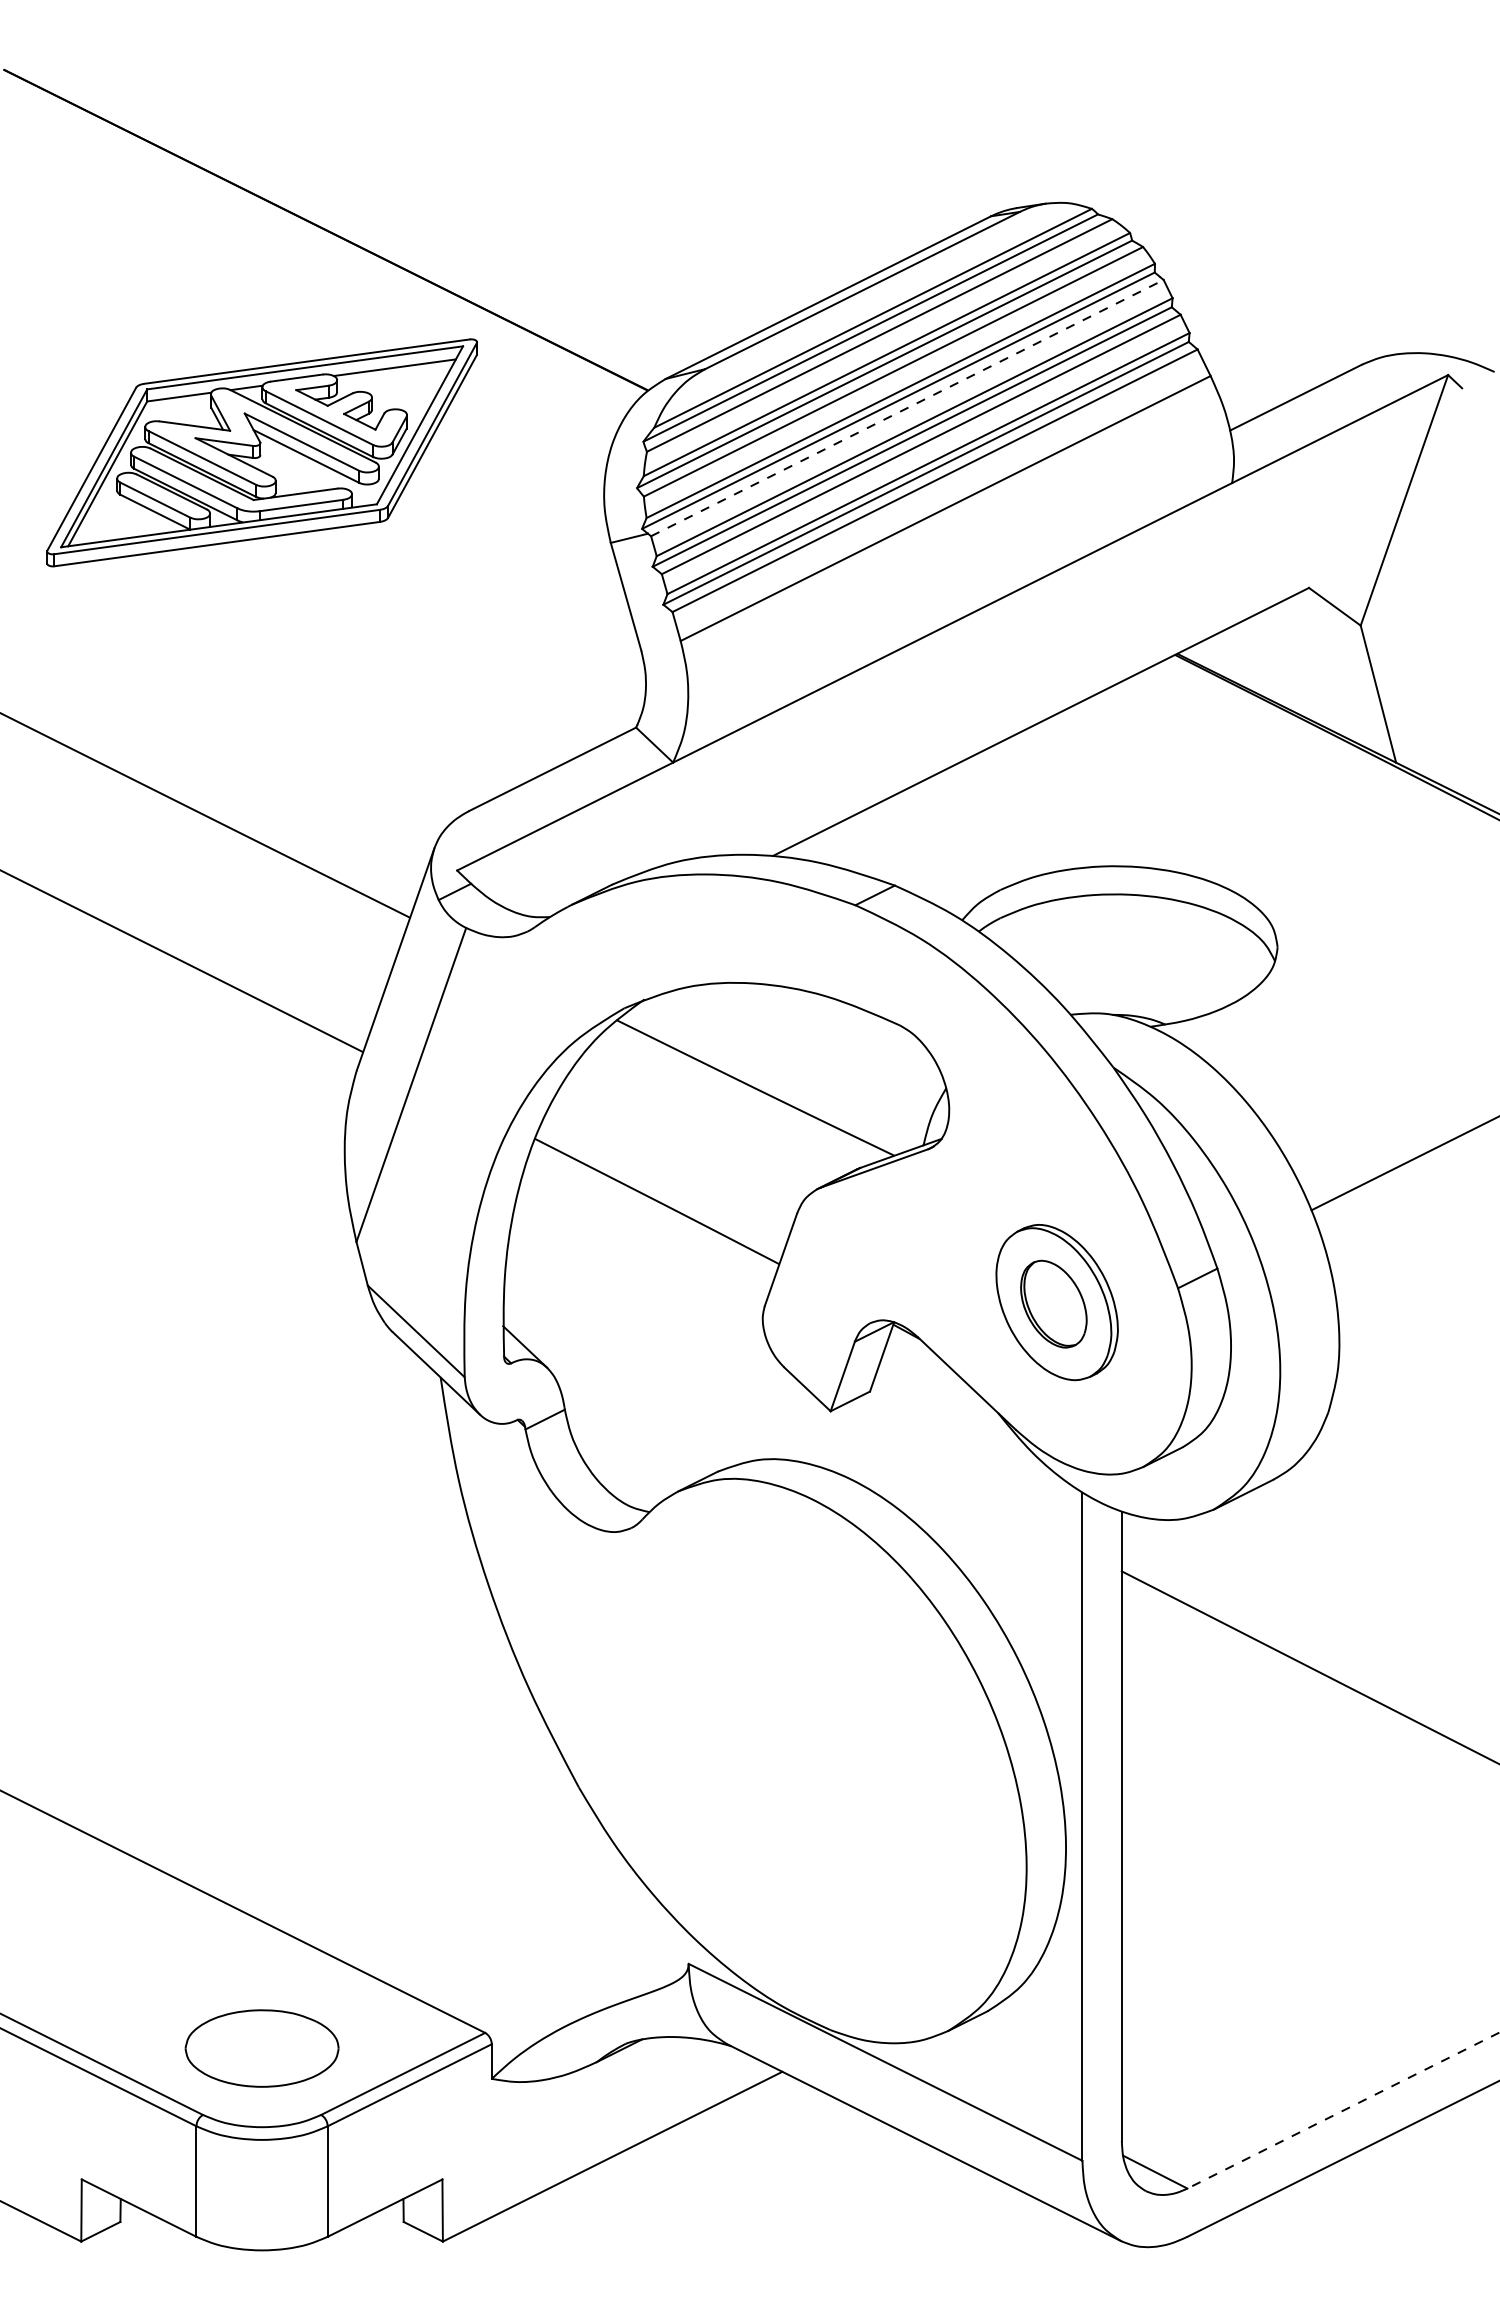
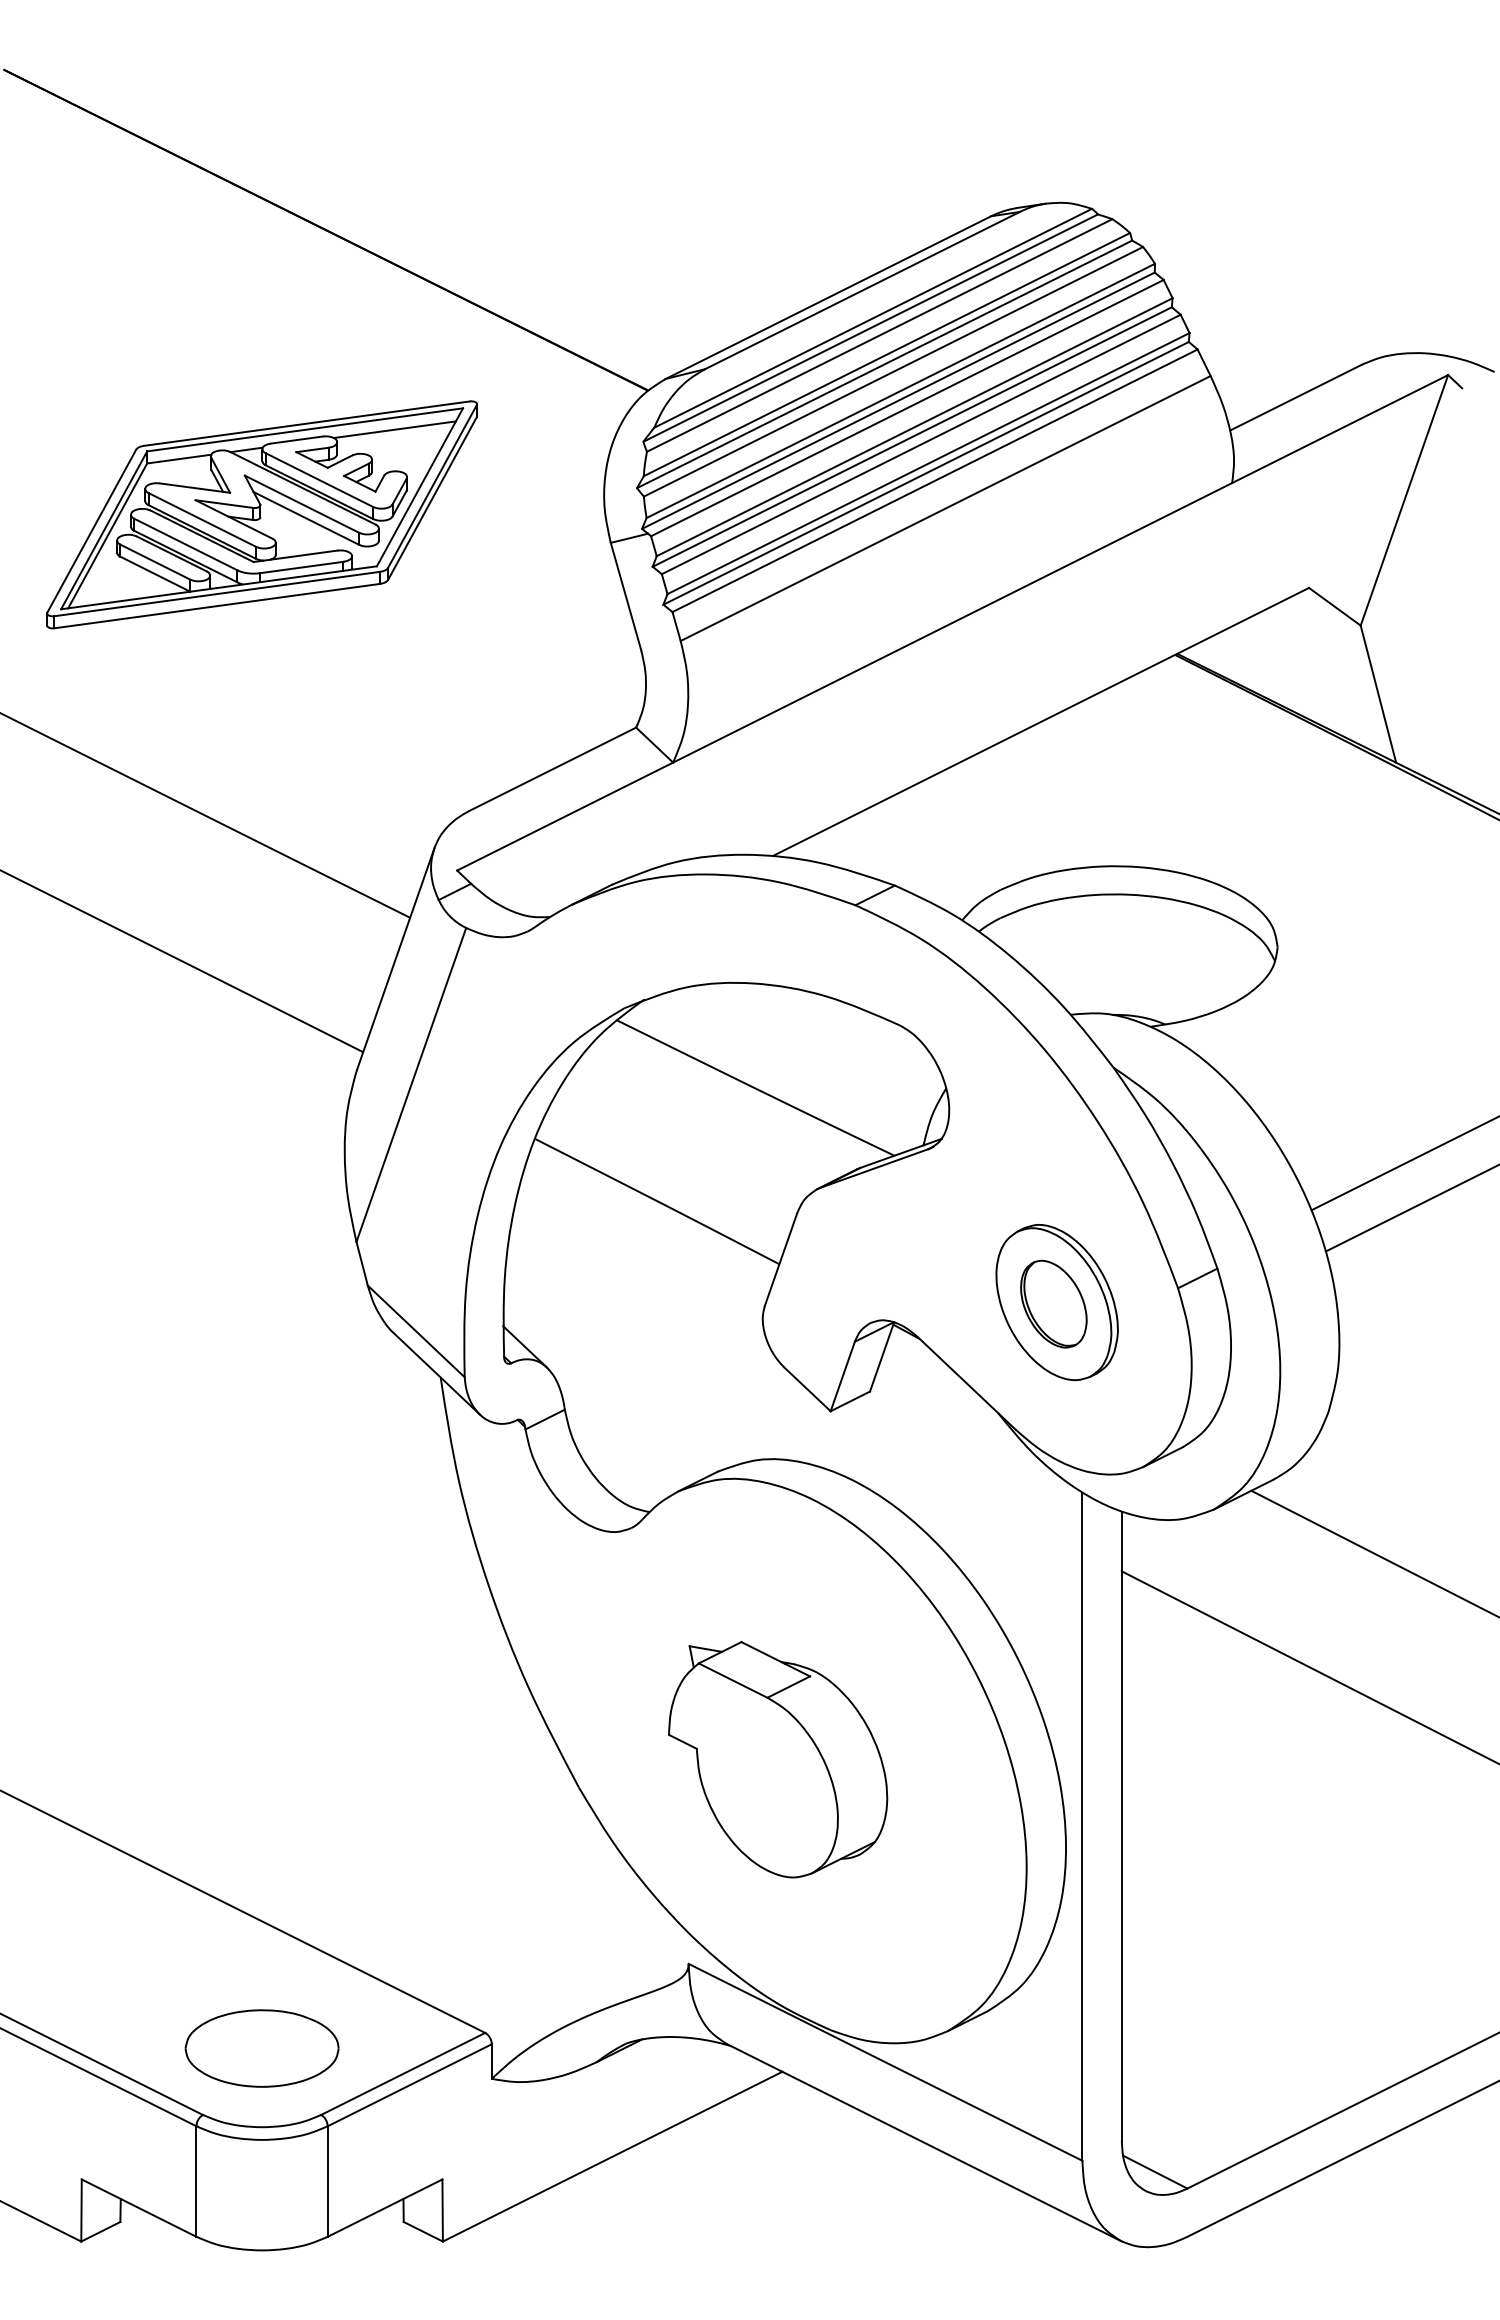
line: dashed -> solid (907, 408)
part position: (261, 452) -> (261, 514) (261, 514)
line: none -> present (1410, 1208)
line: none -> present (1373, 1552)
part: none -> present (778, 1759)
line: dashed -> solid (1343, 2110)
